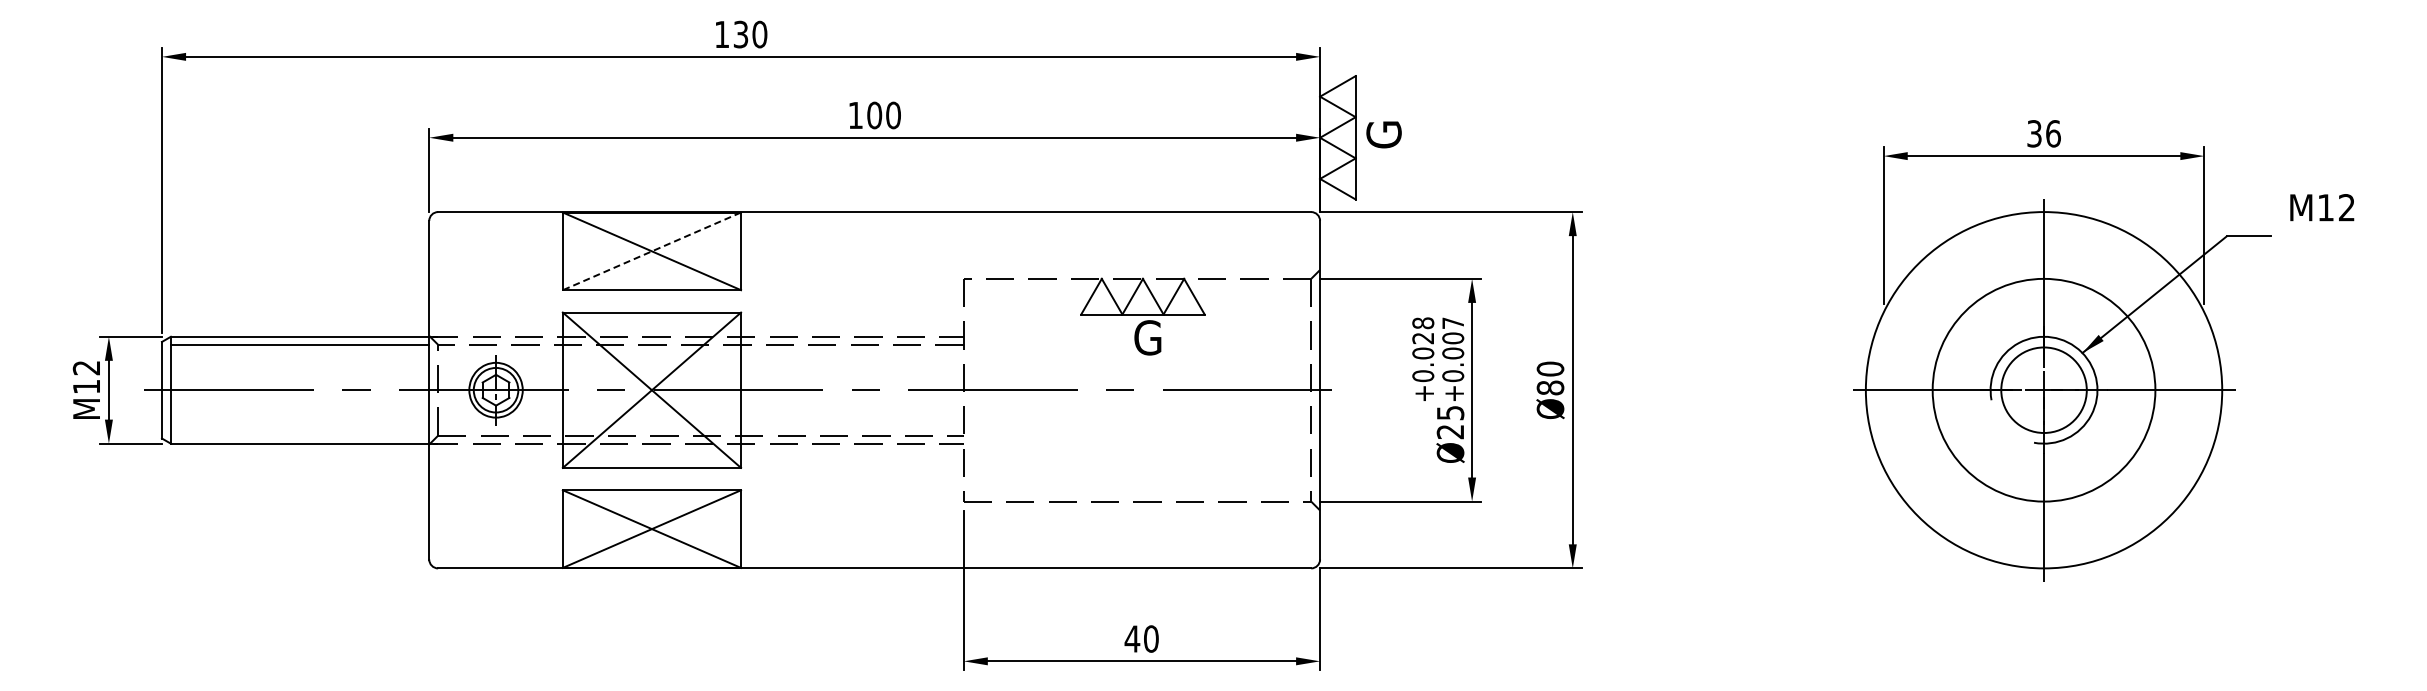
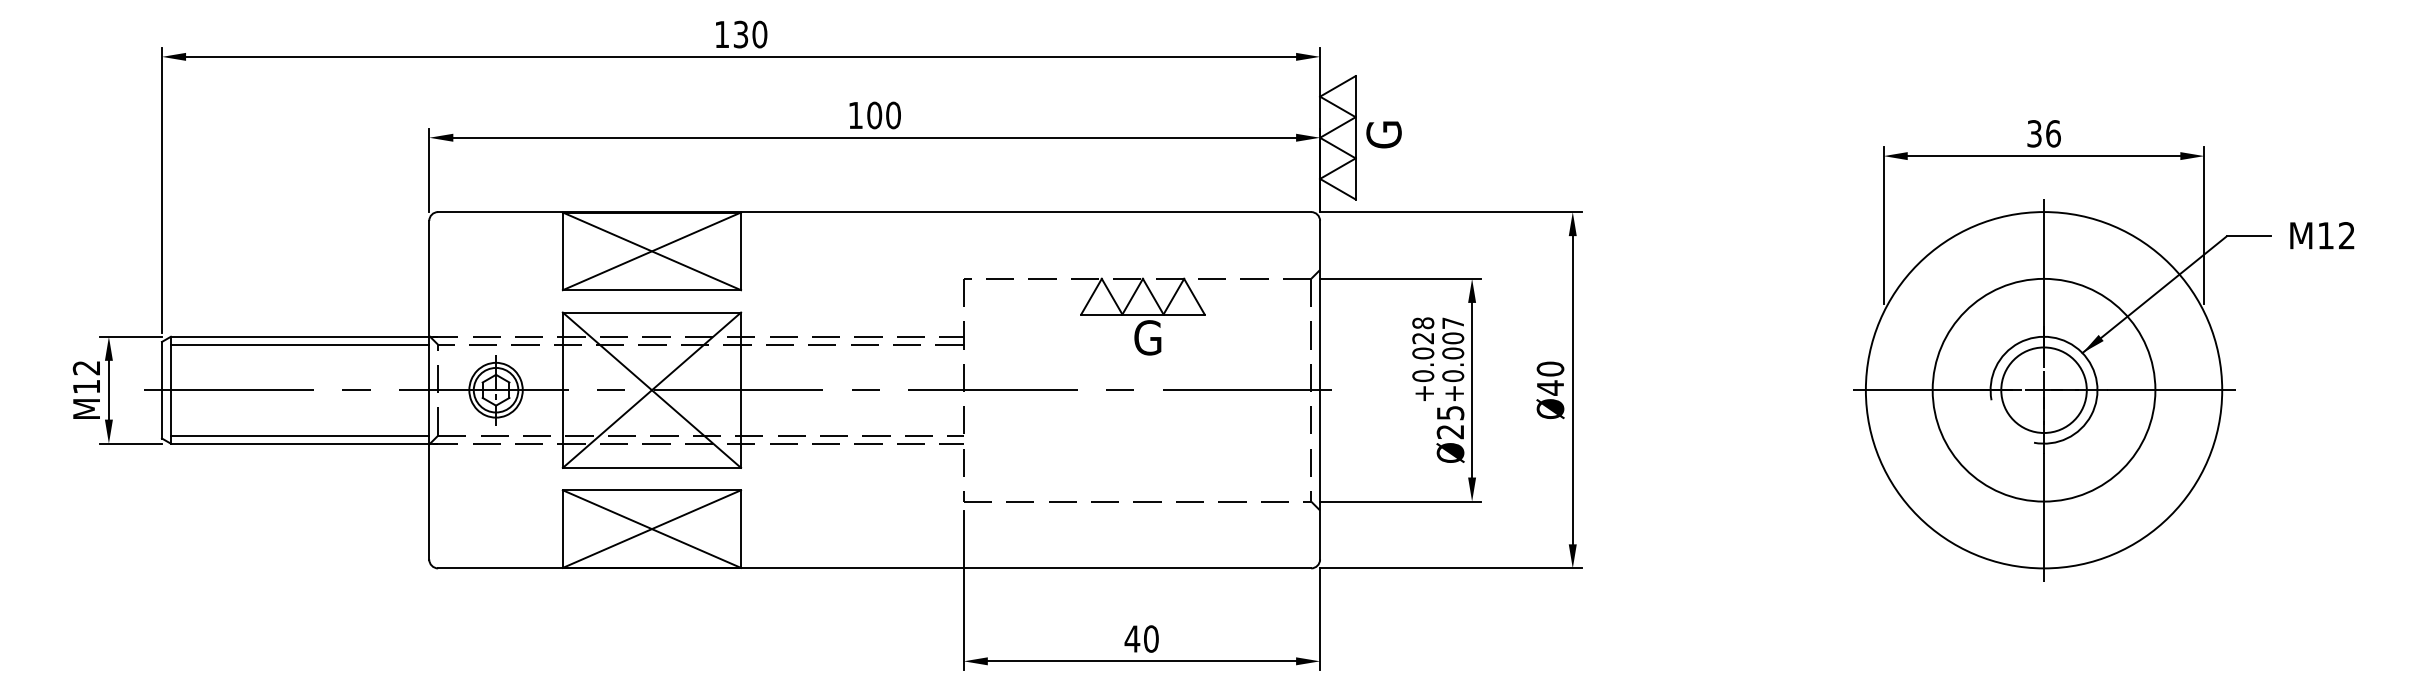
text position: (2322, 207) -> (2322, 235) (2322, 235)
line: dashed -> solid (651, 251)
text: Ø80 -> Ø40 (1550, 387)
line: none -> present (299, 435)
